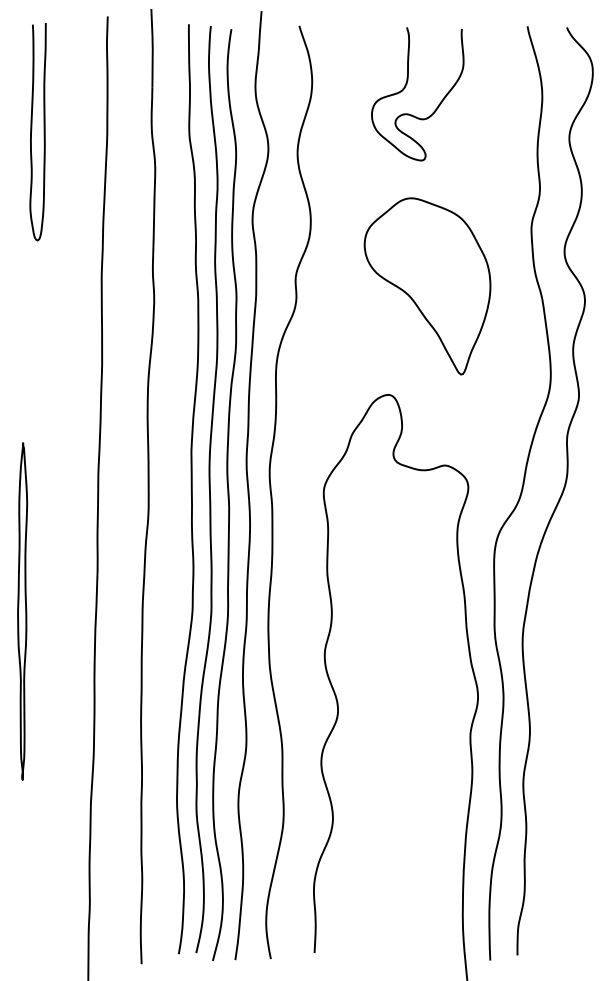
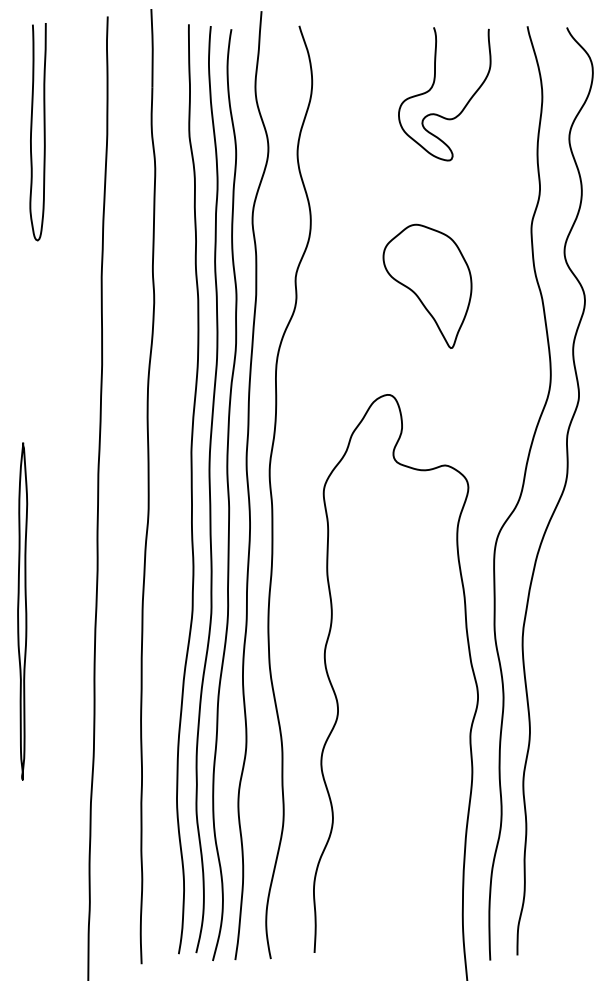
curve position: (405, 88) -> (432, 88) (432, 88)
part size: 129x179 px -> 91x126 px (427, 285)
